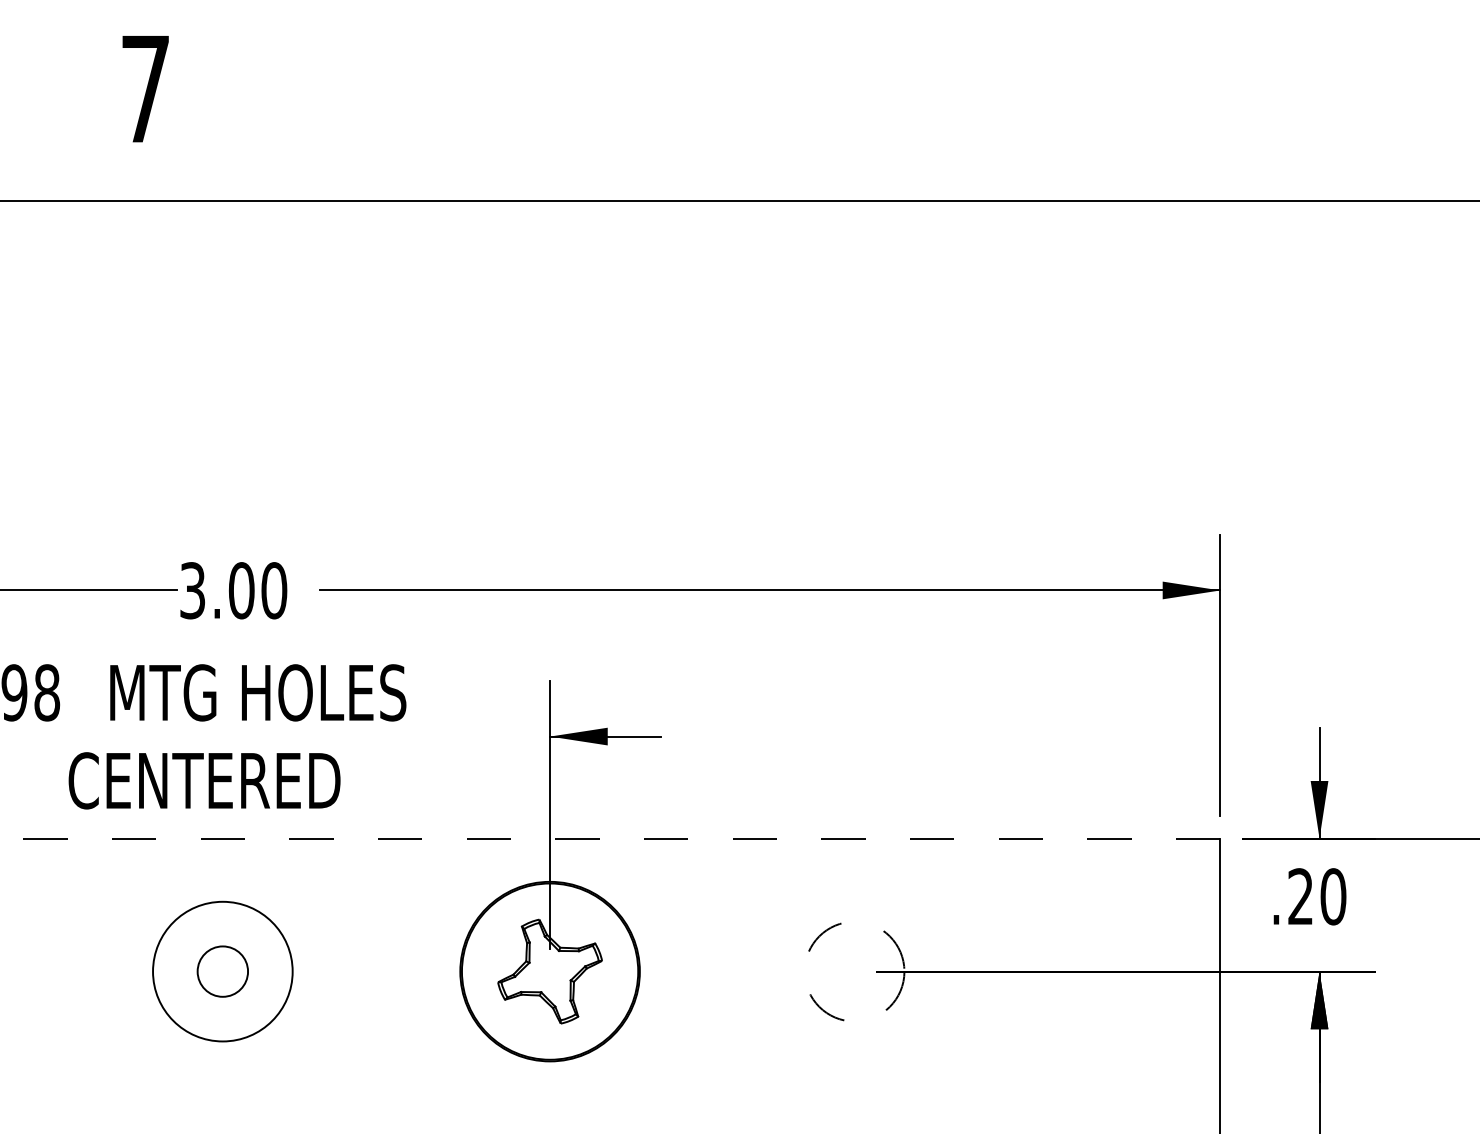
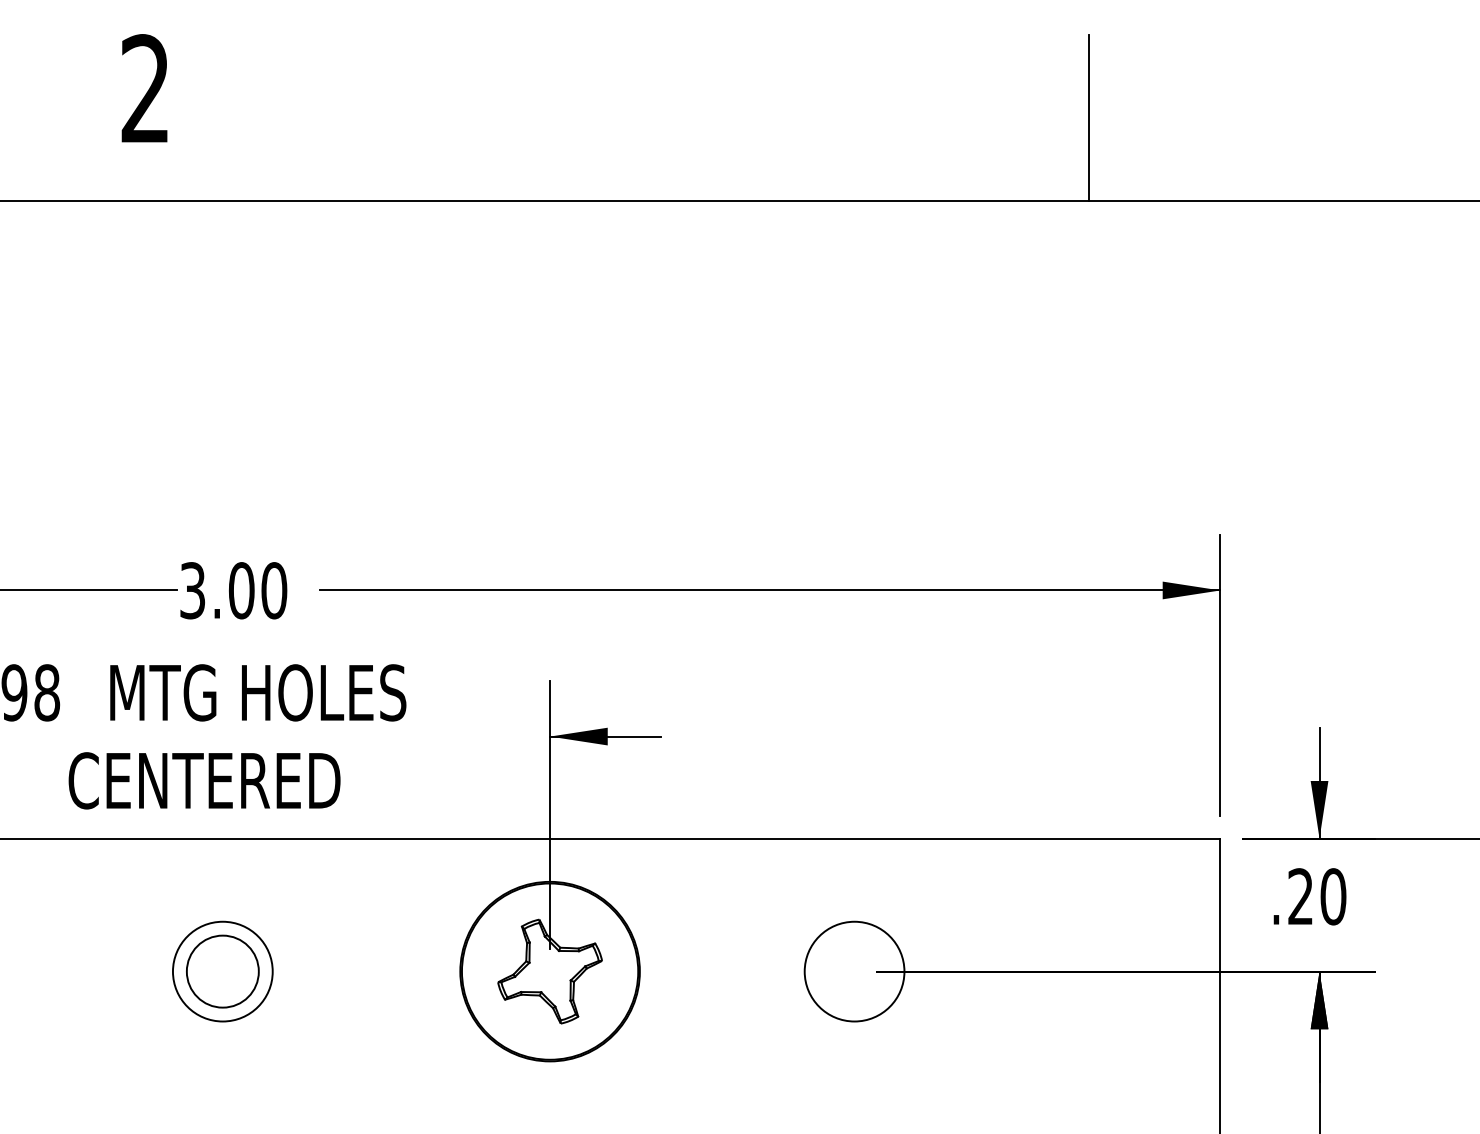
text: 7 -> 2 (144, 88)
line: none -> present (1089, 117)
line: dashed -> solid (610, 838)
circle diameter: 140 px -> 100 px (222, 971)
circle diameter: 50 px -> 72 px (222, 971)
circle: dashed -> solid (854, 971)
